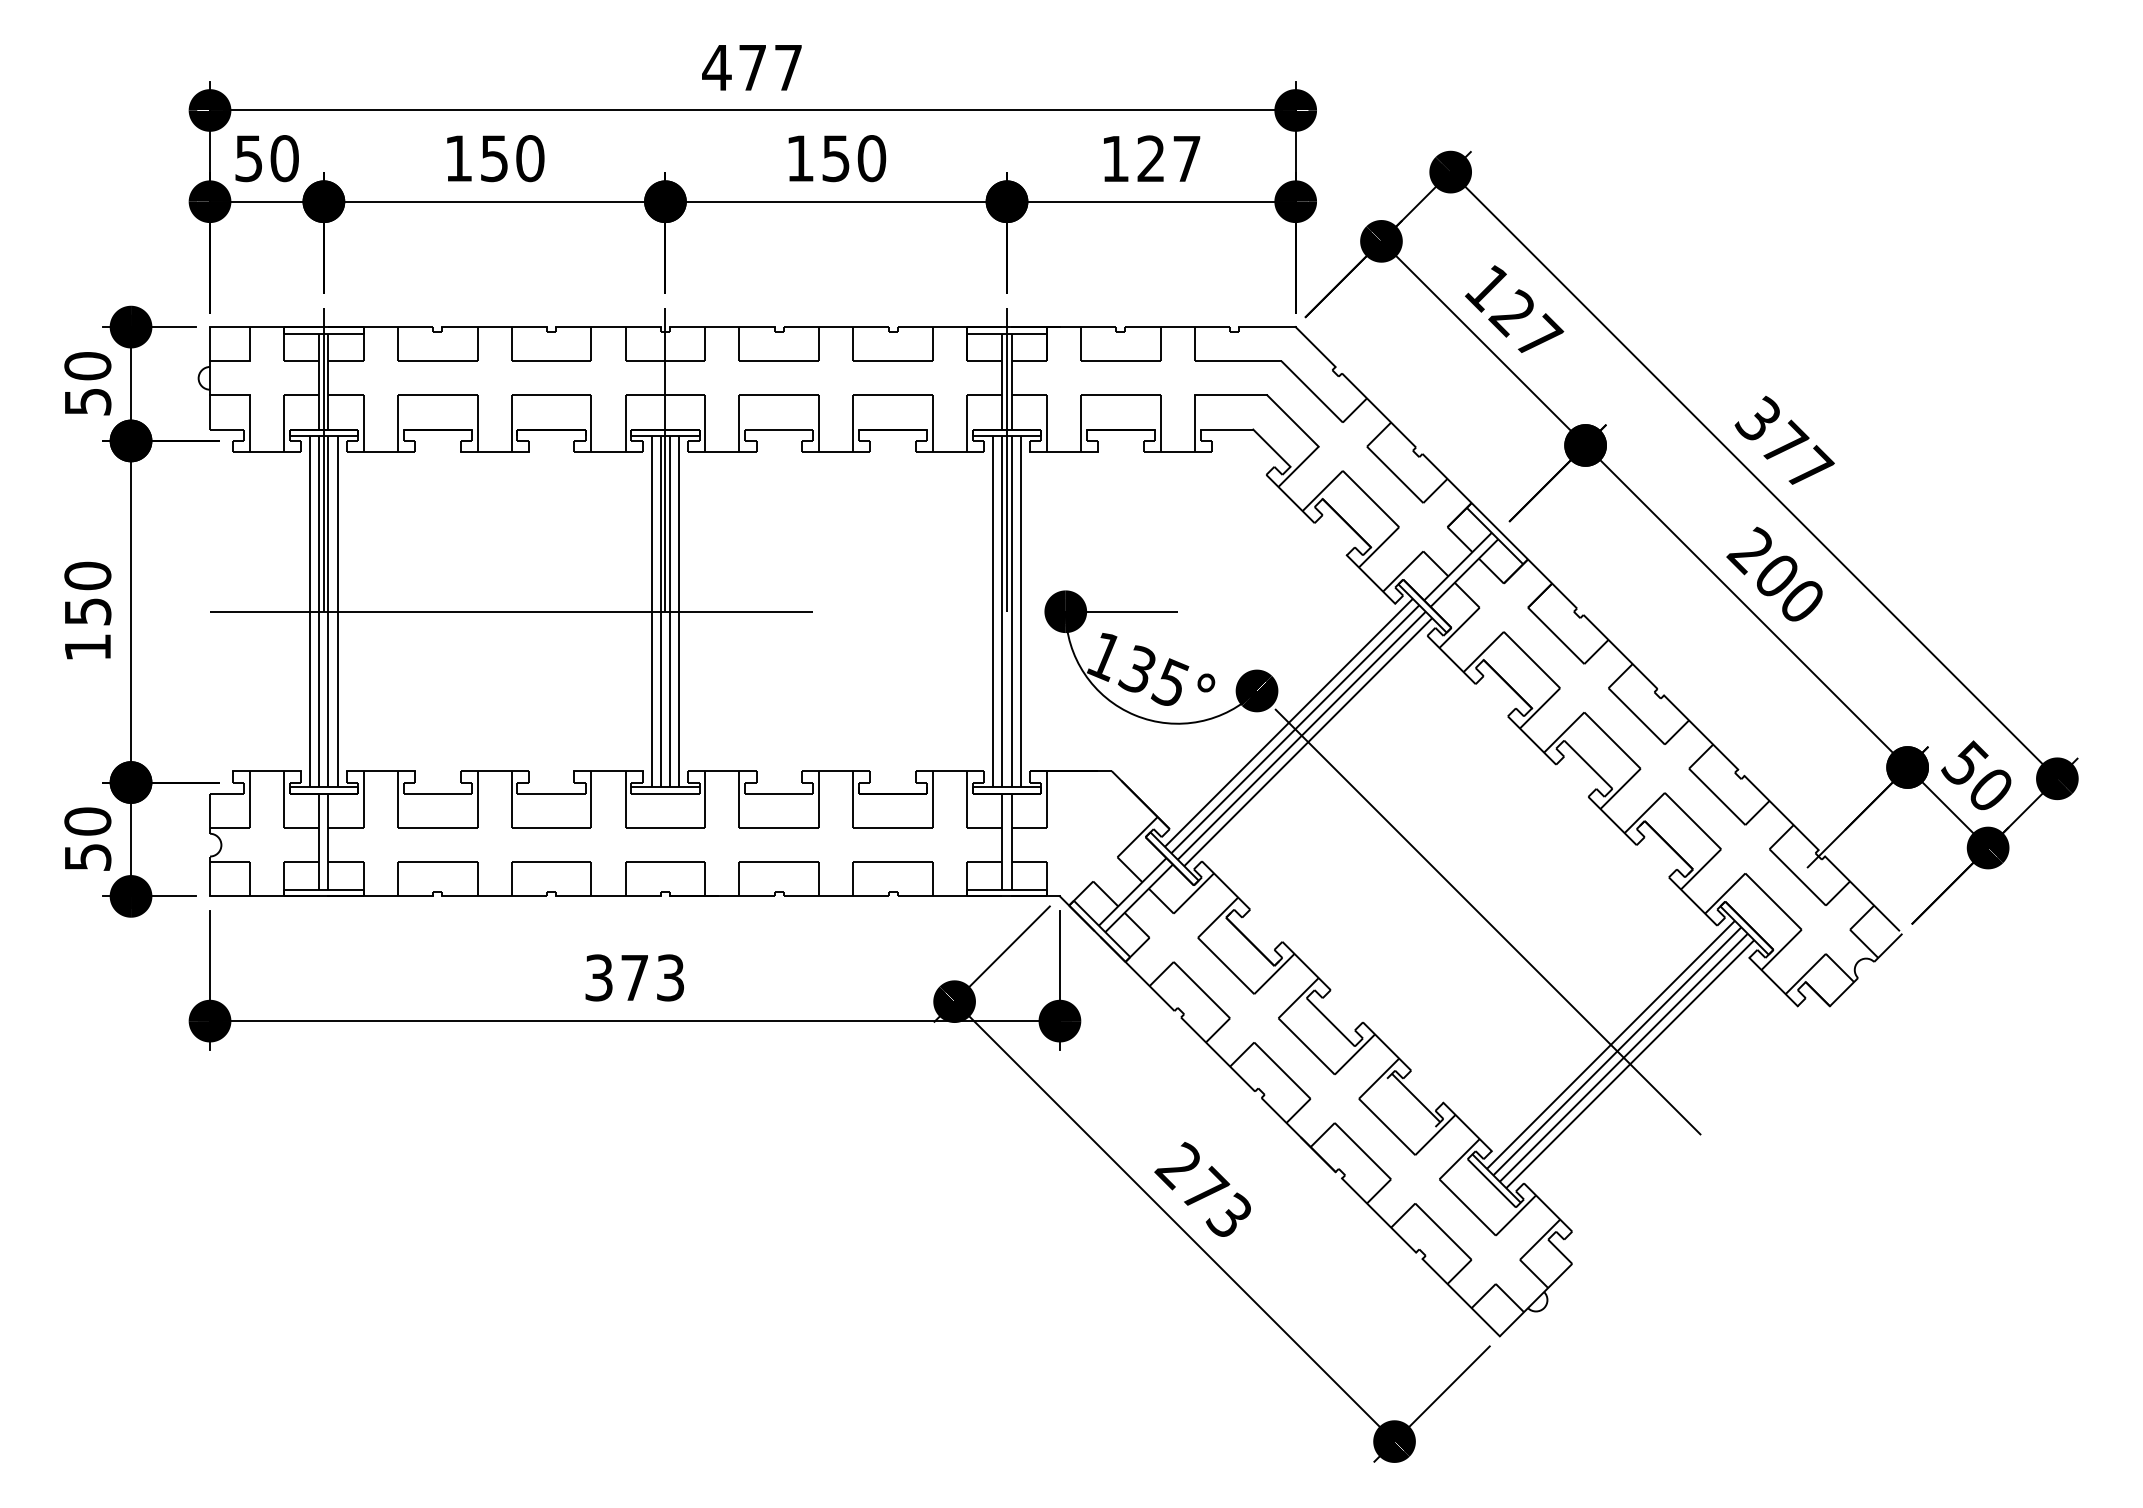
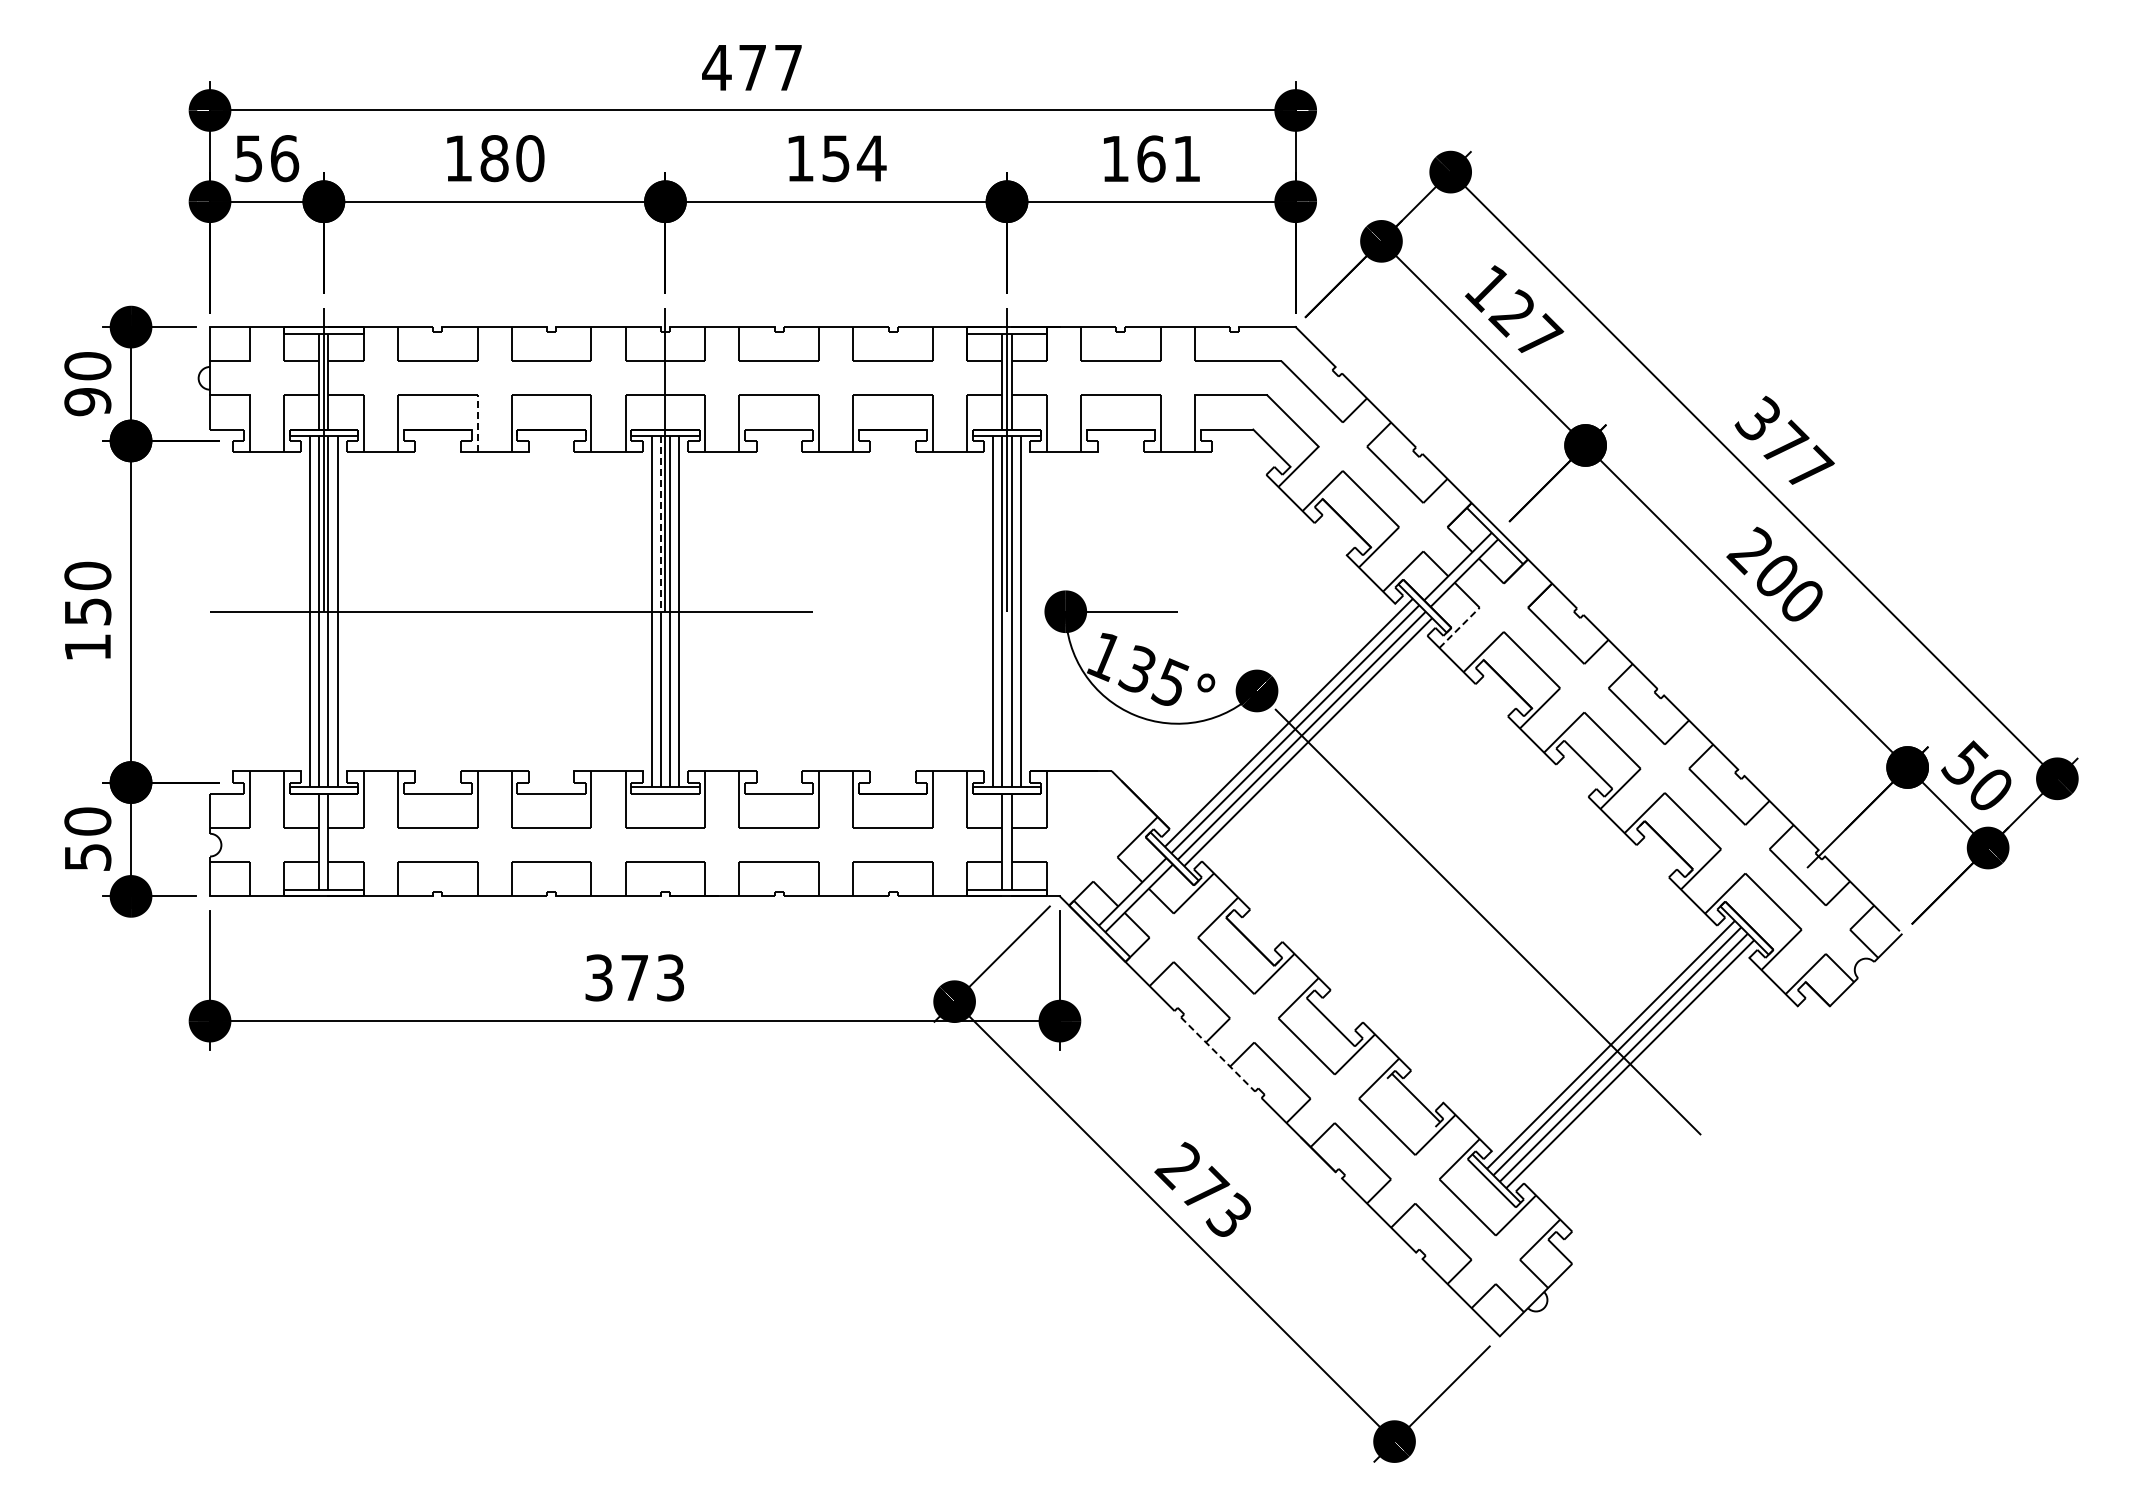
text: 50 -> 56 (284, 158)
text: 150 -> 180 (494, 158)
text: 150 -> 154 (871, 158)
text: 127 -> 161 (1168, 158)
text: 50 -> 90 (87, 402)
line: solid -> dashed (477, 423)
line: solid -> dashed (660, 524)
line: solid -> dashed (1459, 627)
line: solid -> dashed (1218, 1054)
